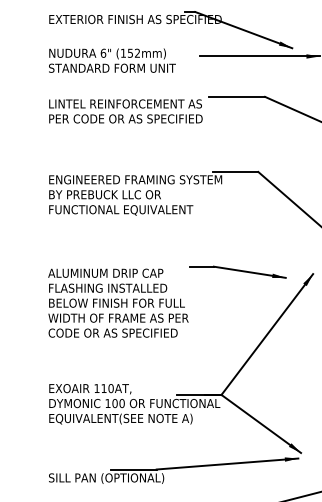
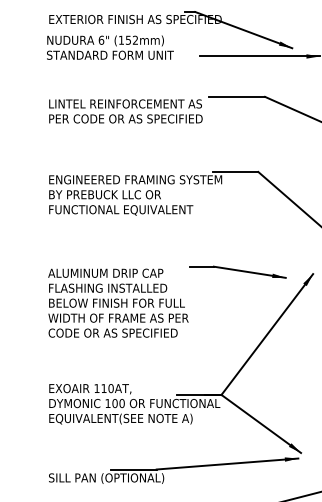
text position: (112, 60) -> (110, 47) (110, 47)
